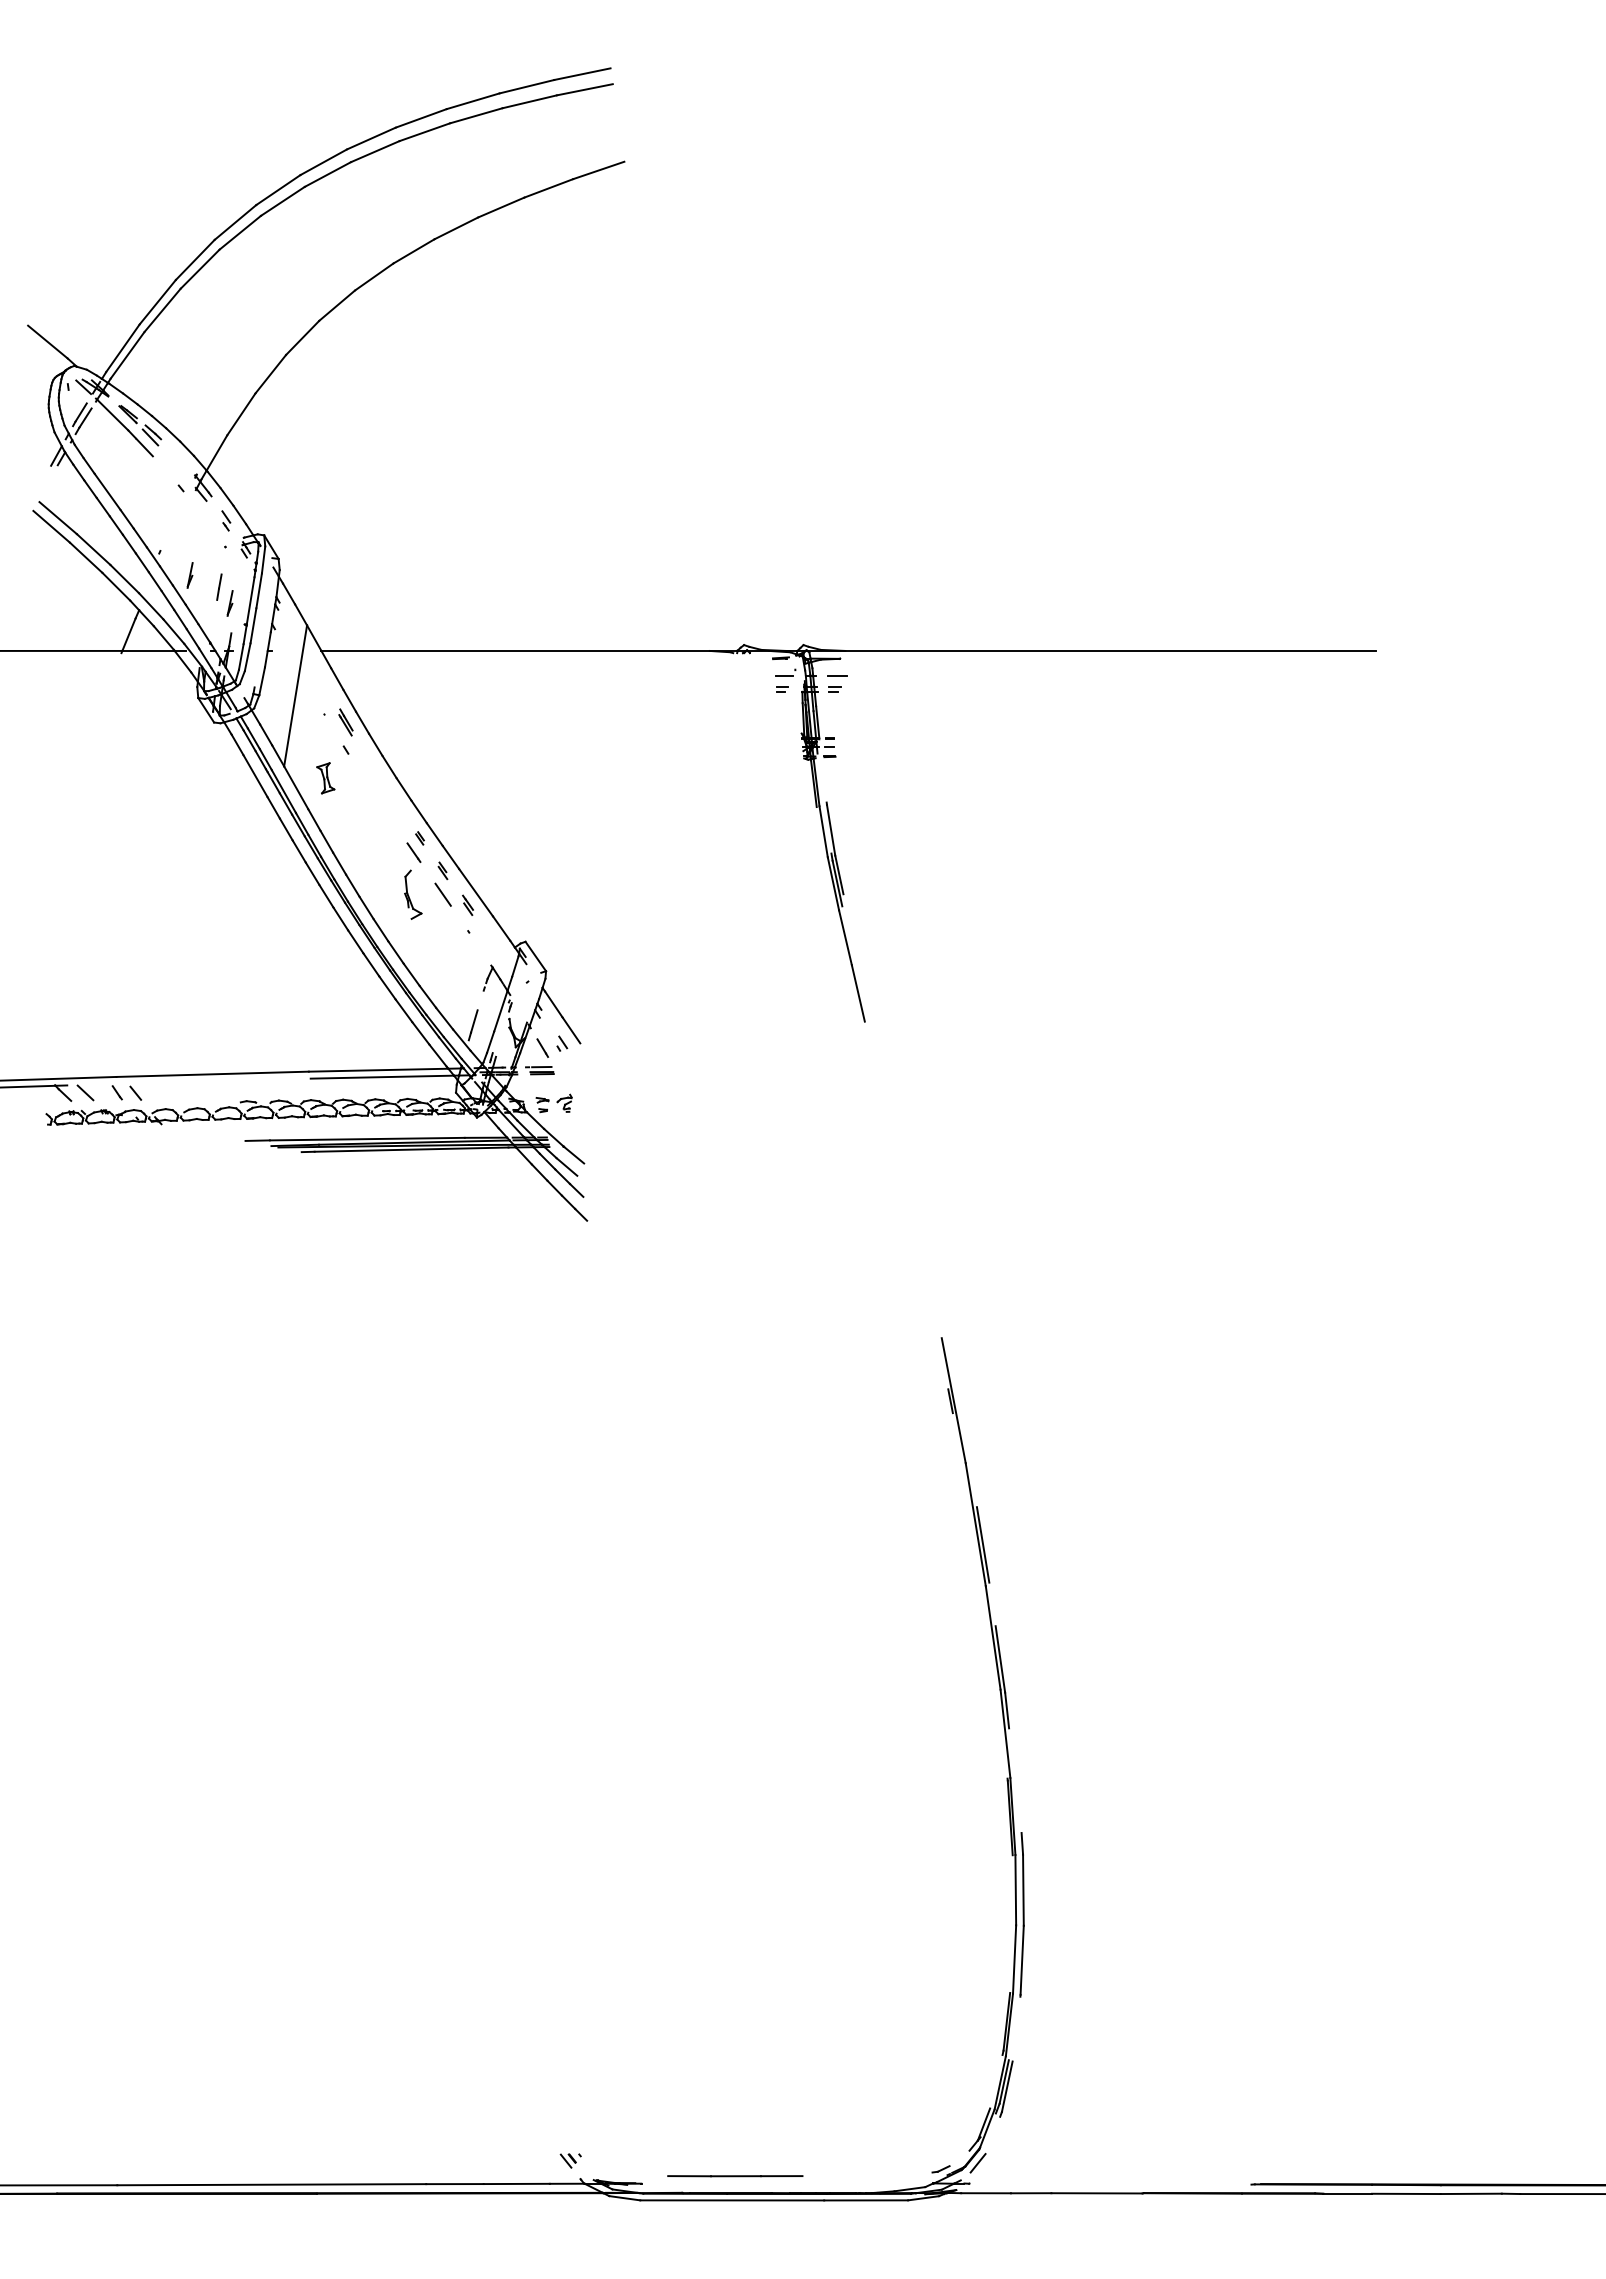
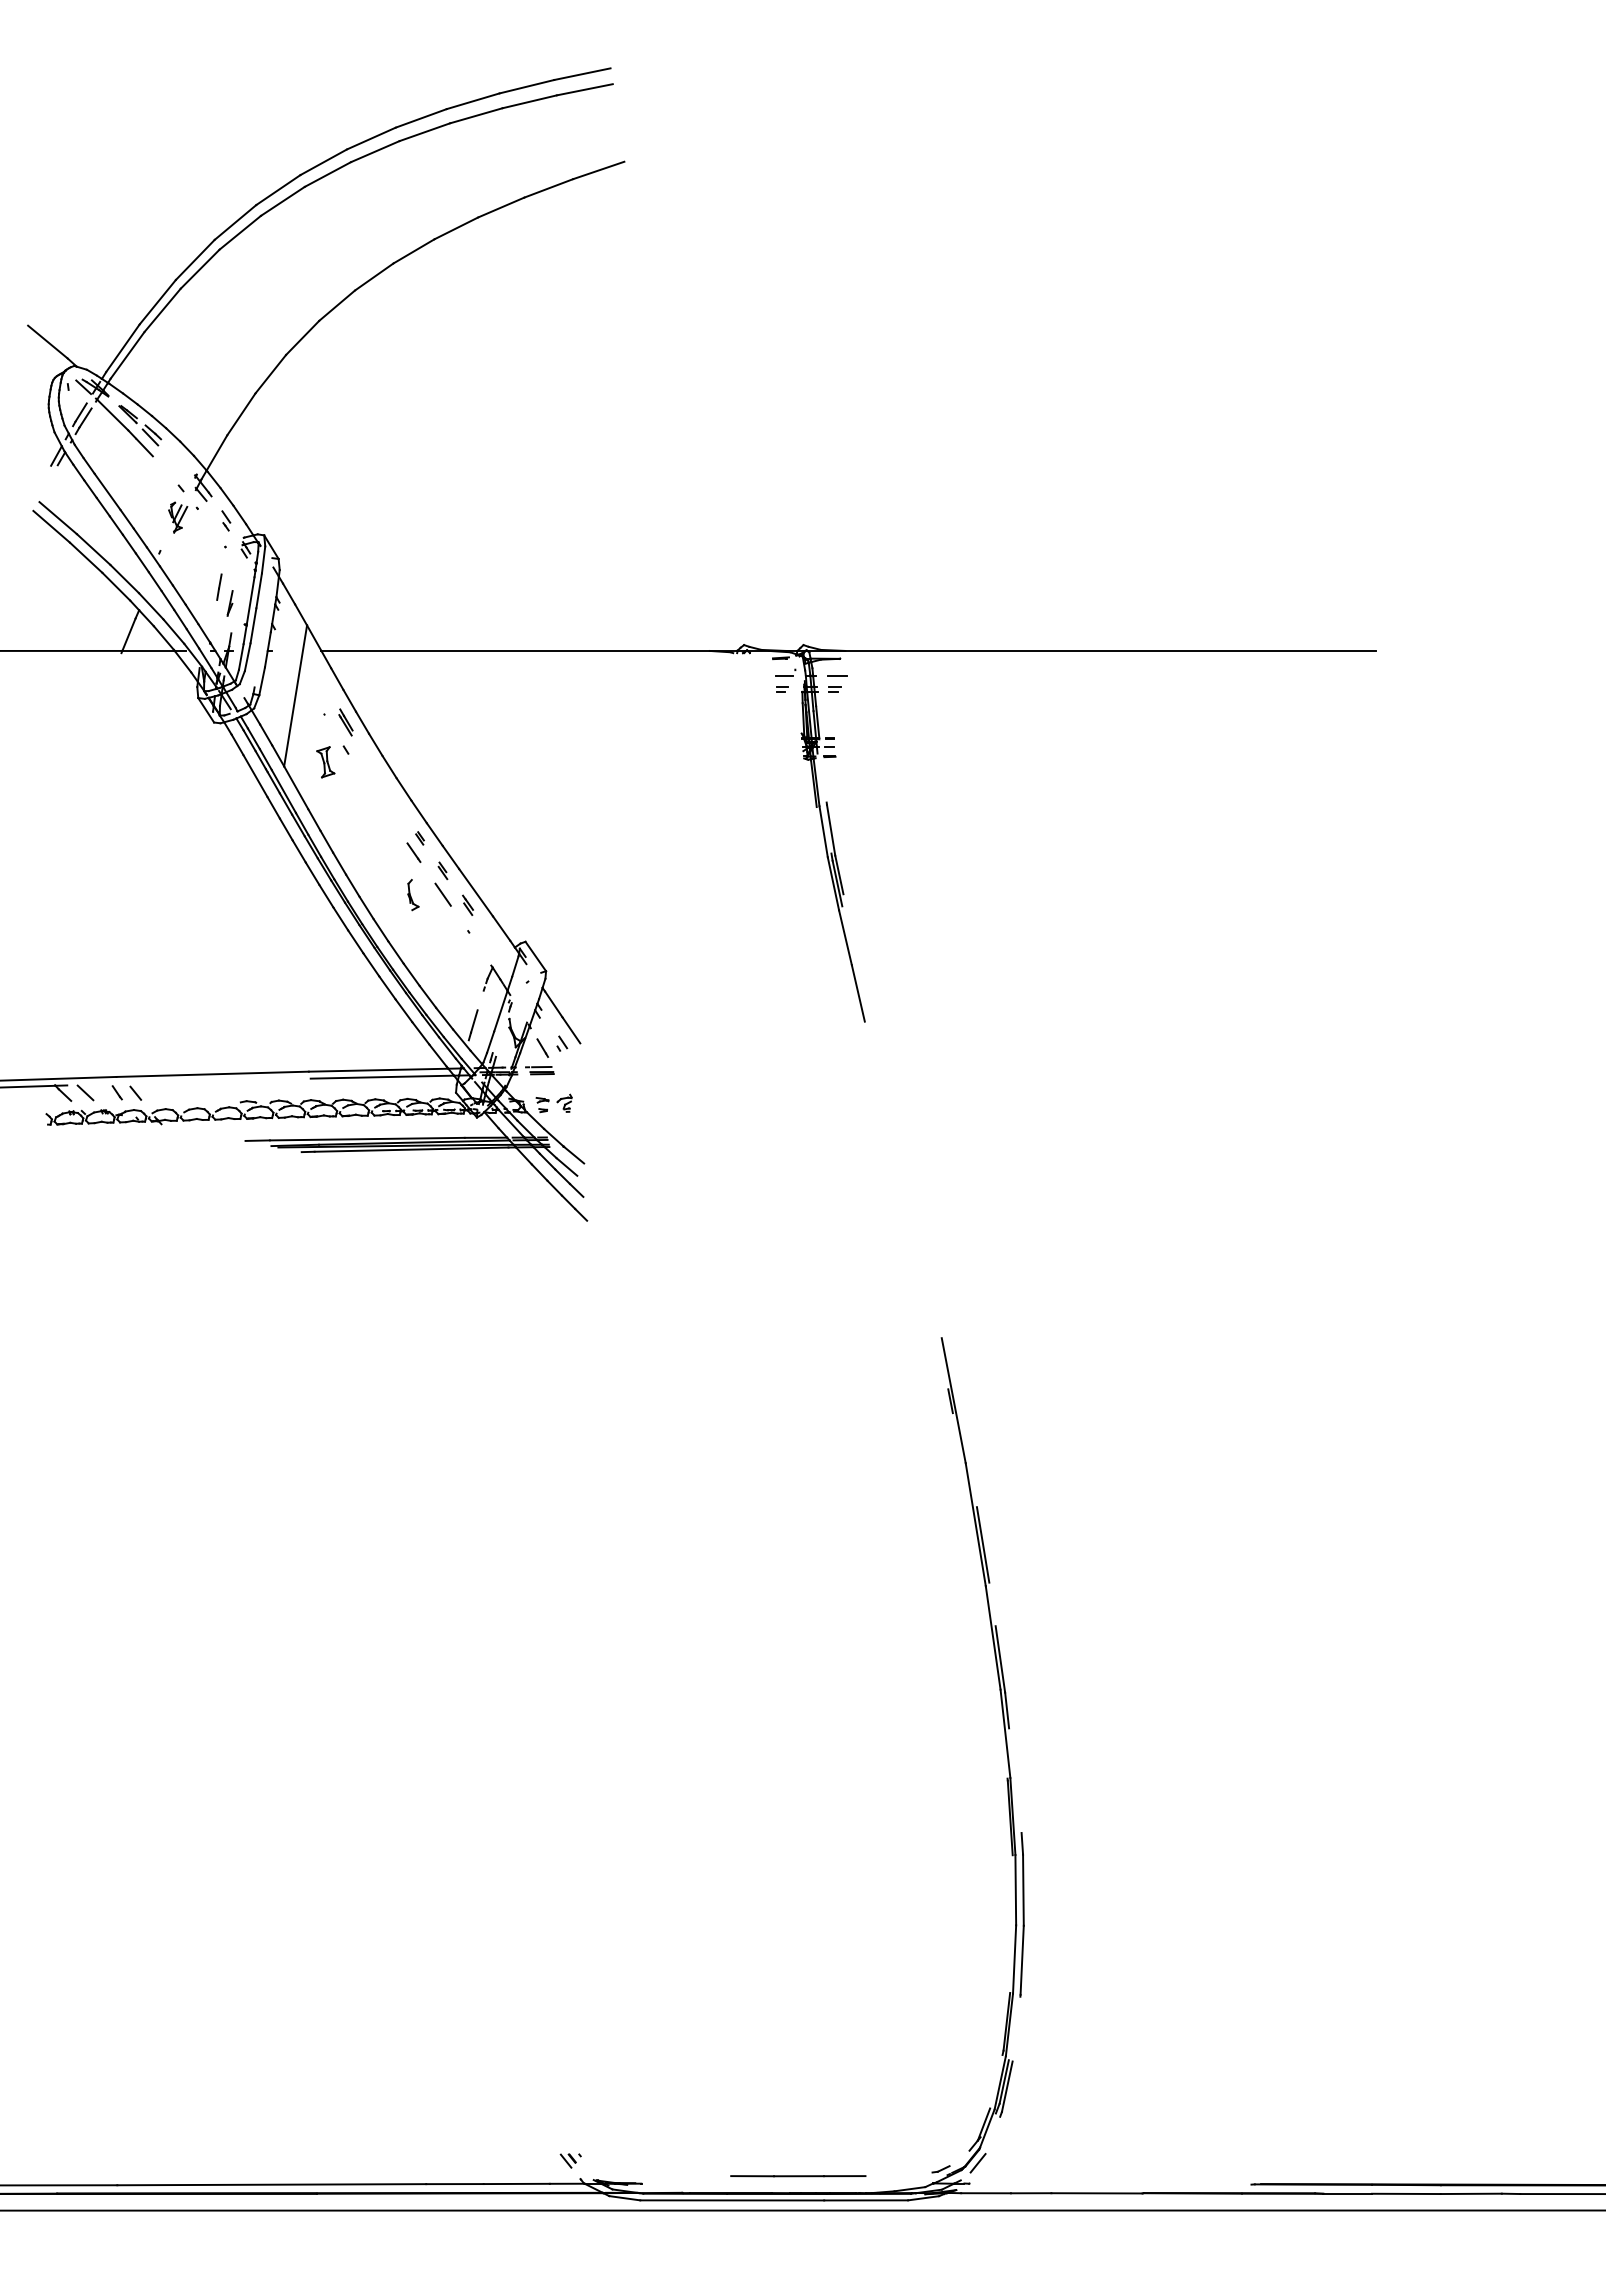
part: none -> present (183, 517)
part: present -> none (189, 575)
part position: (325, 778) -> (325, 762) (325, 762)
part size: 19x51 px -> 13x33 px (413, 895)
line position: (735, 2176) -> (798, 2176) (798, 2176)
line: none -> present (802, 2210)
